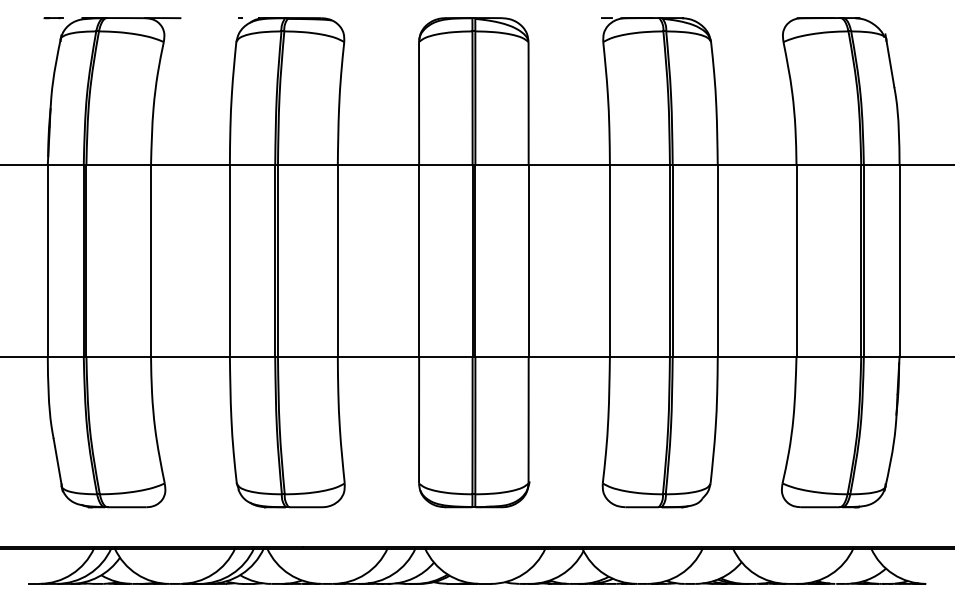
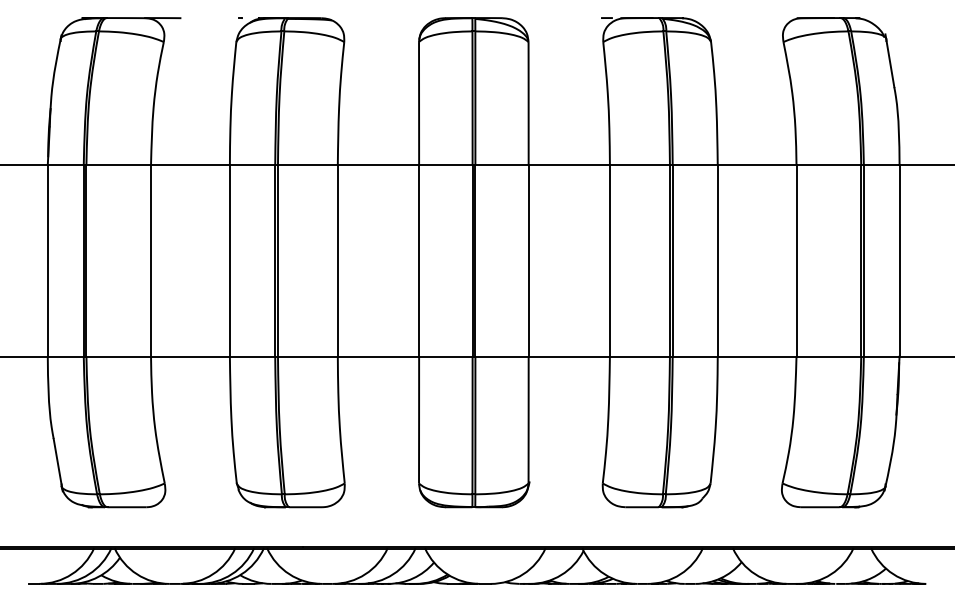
line: present -> none (53, 18)
